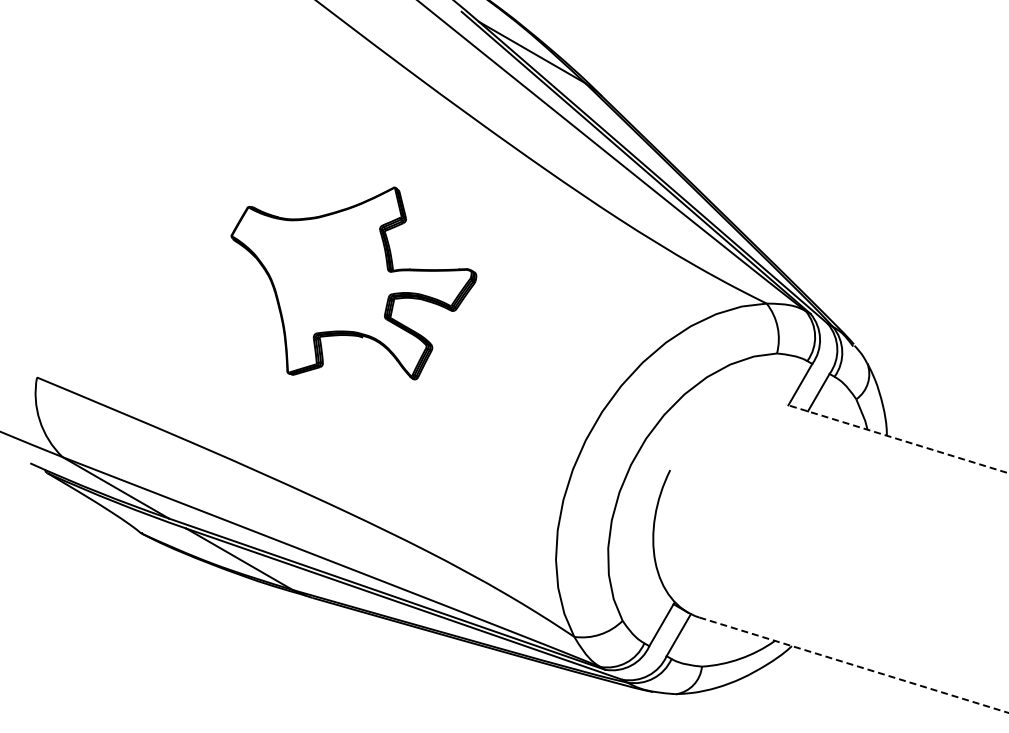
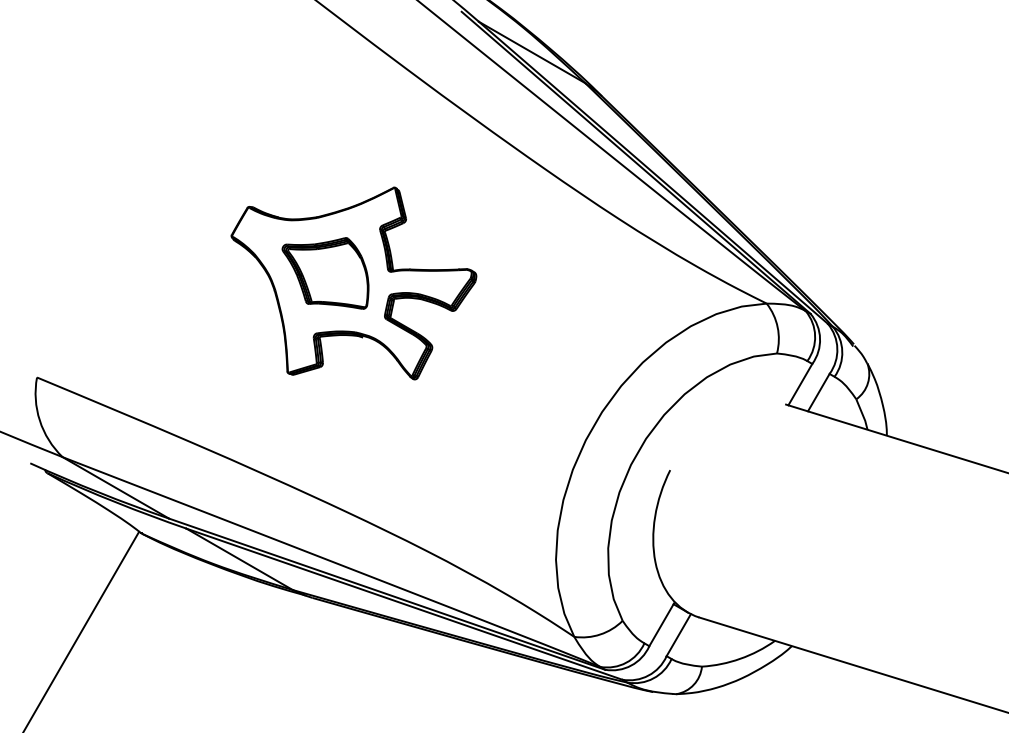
part: none -> present (325, 273)
line: dashed -> solid (896, 438)
line: none -> present (82, 630)
line: dashed -> solid (854, 665)
